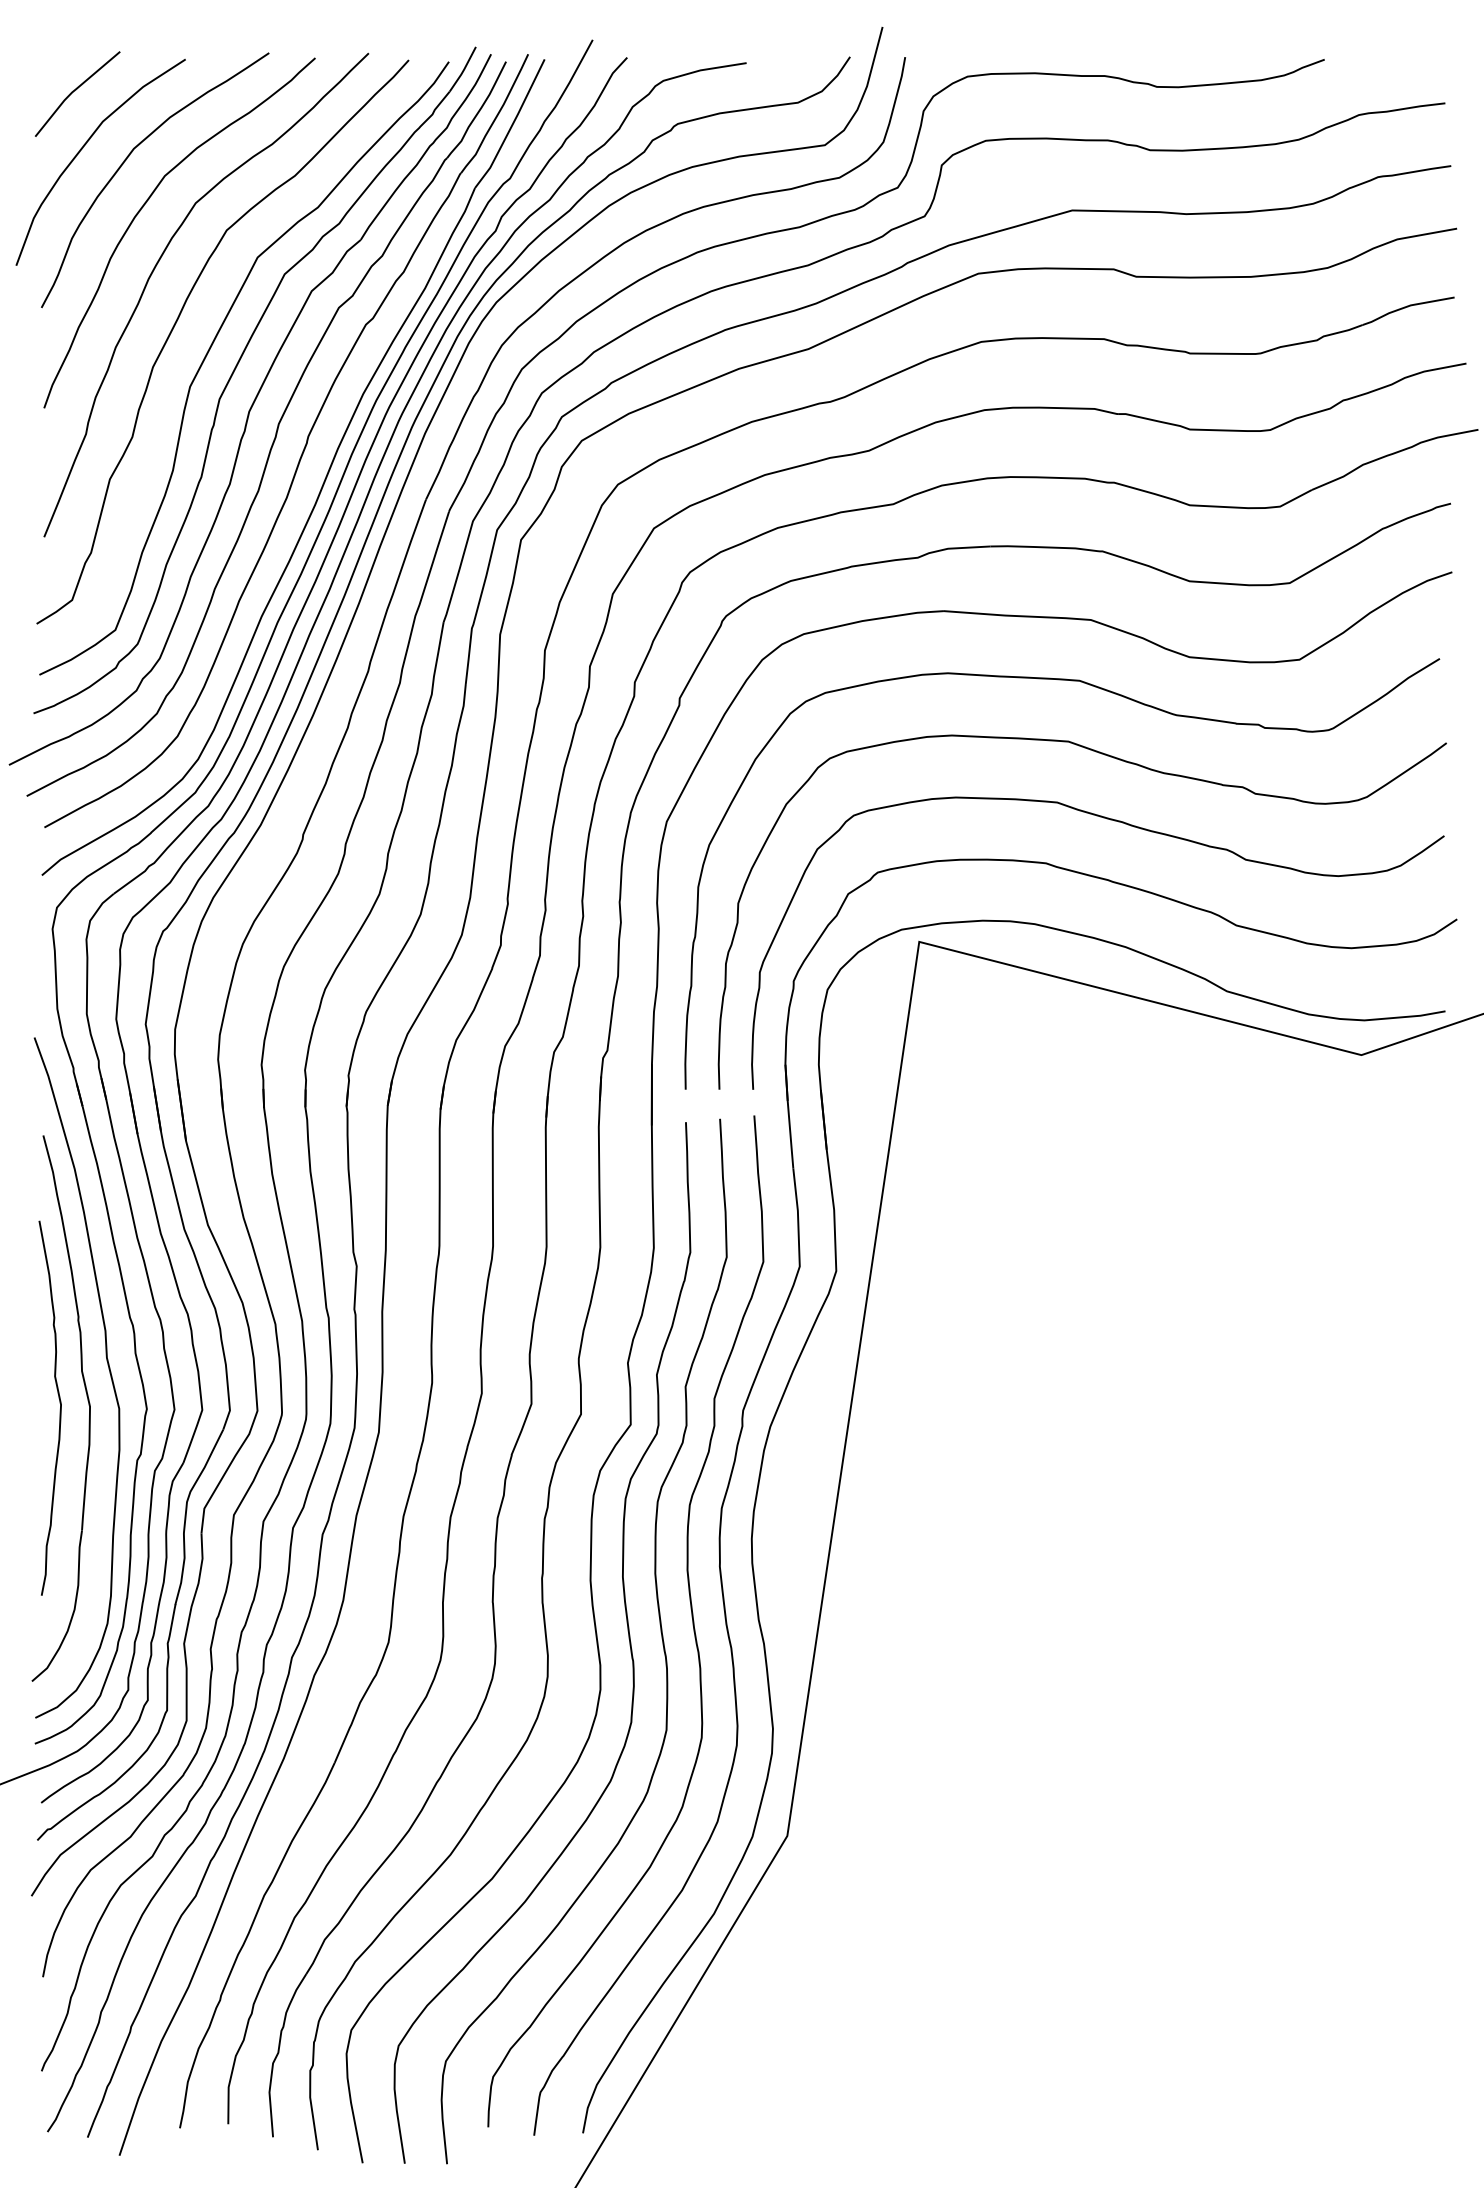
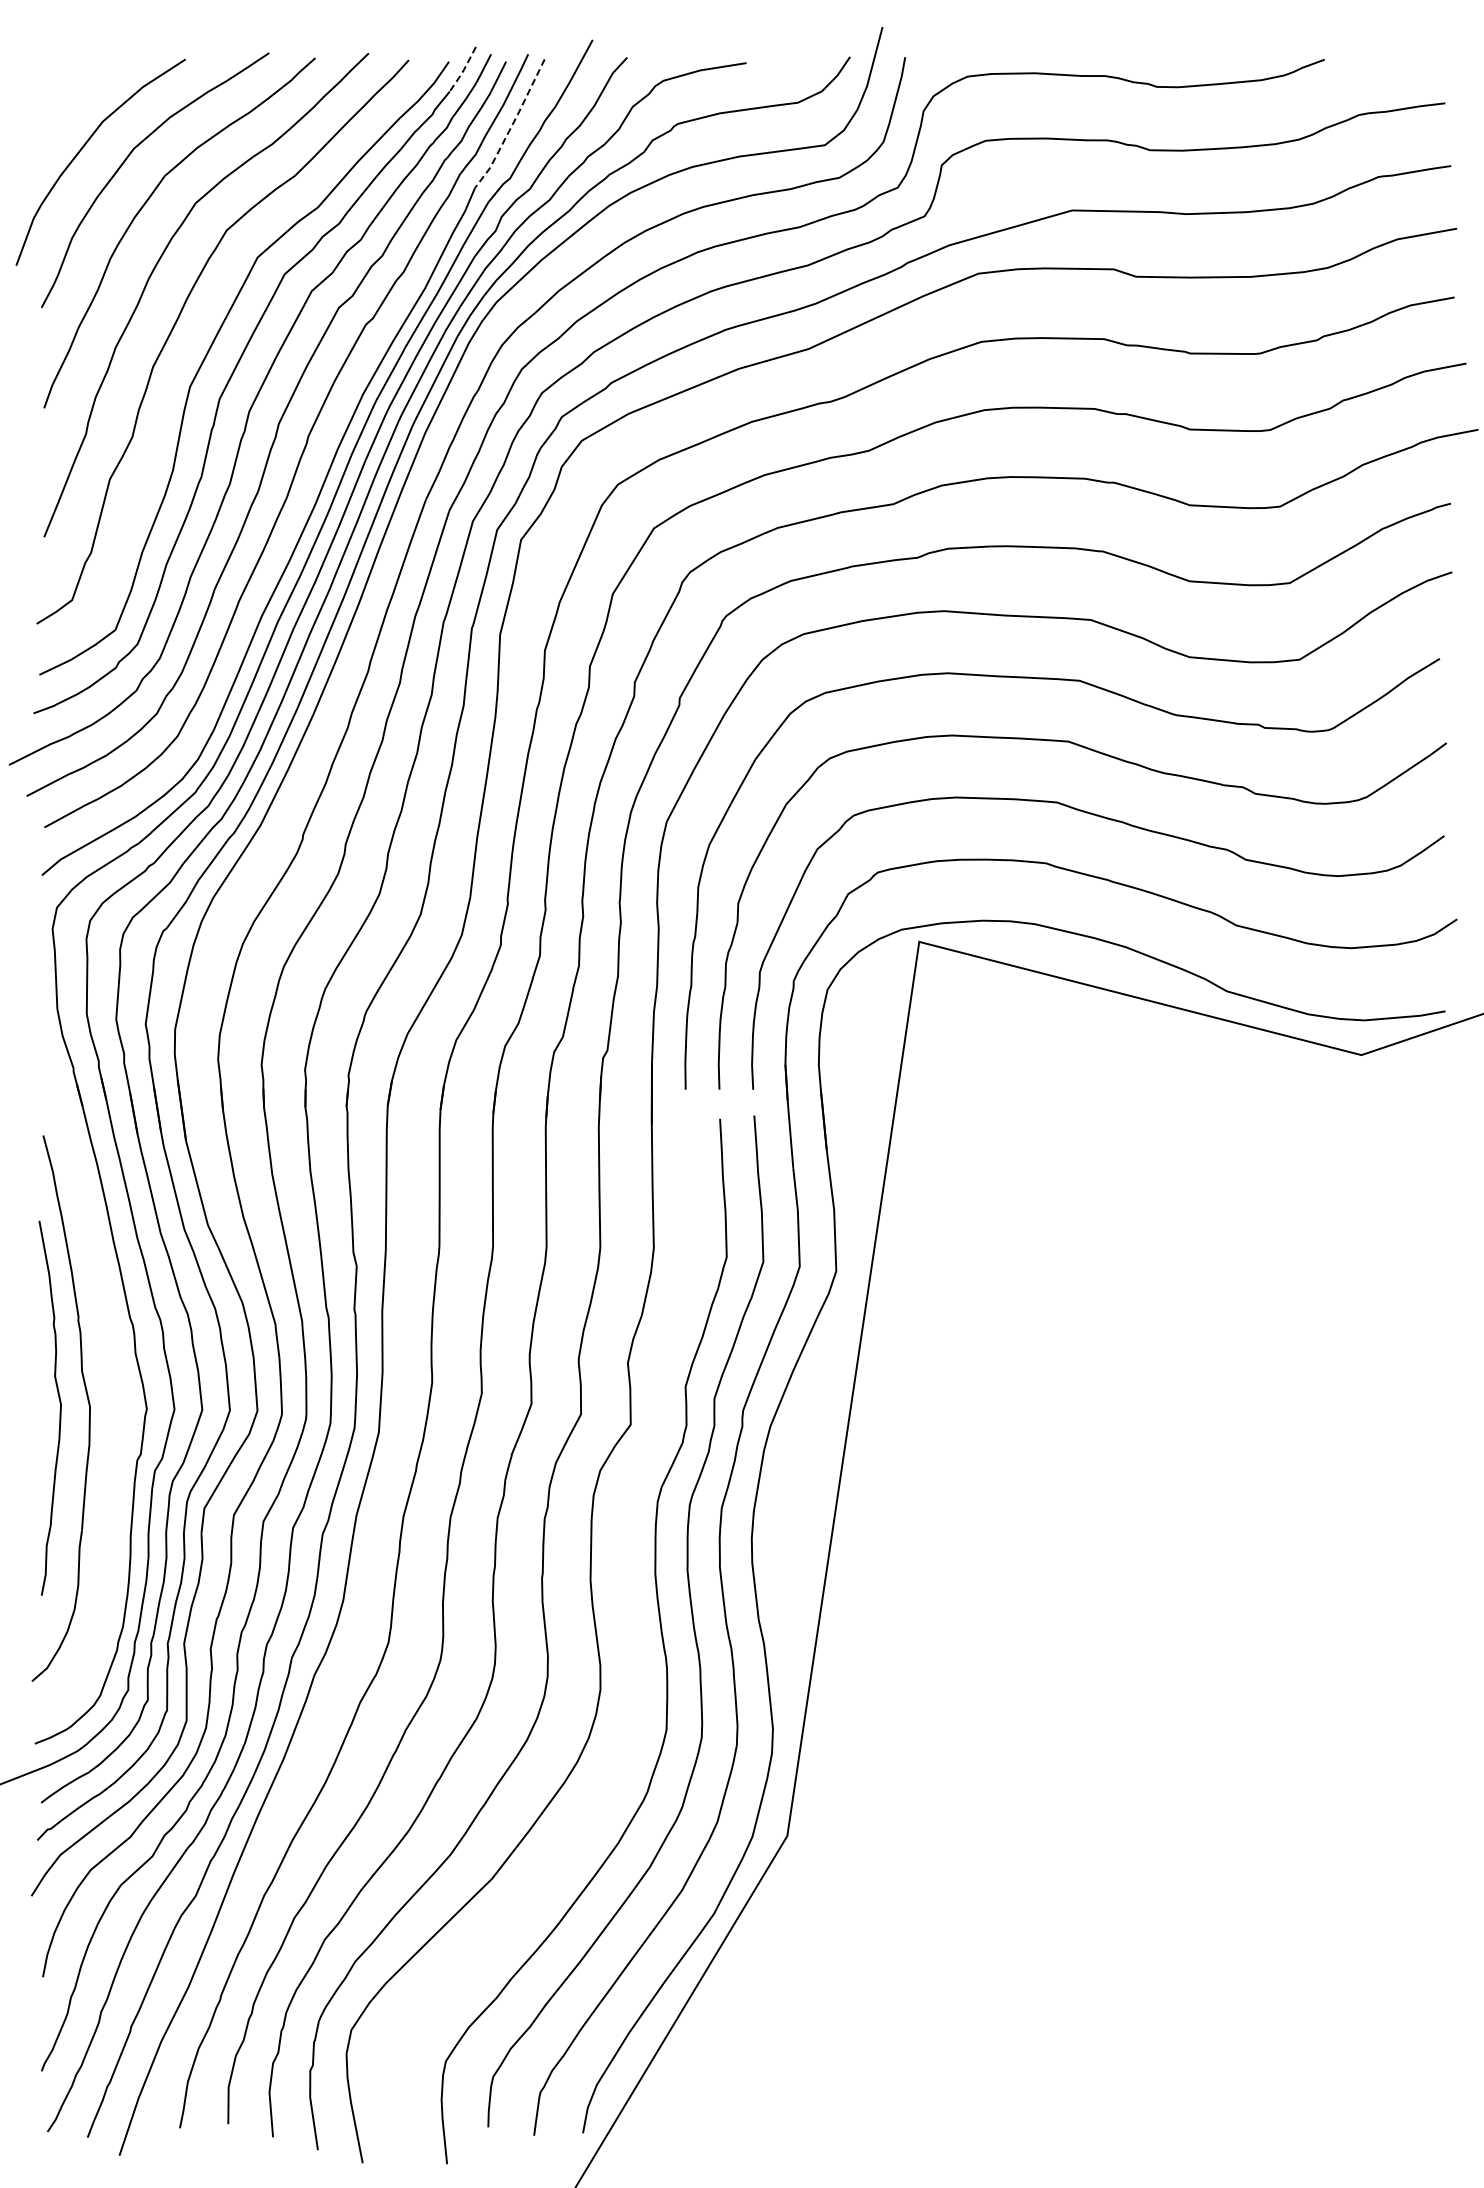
line: solid -> dashed (463, 69)
line: present -> none (76, 90)
line: solid -> dashed (512, 125)
curve: present -> none (108, 1369)
curve: present -> none (627, 1631)
